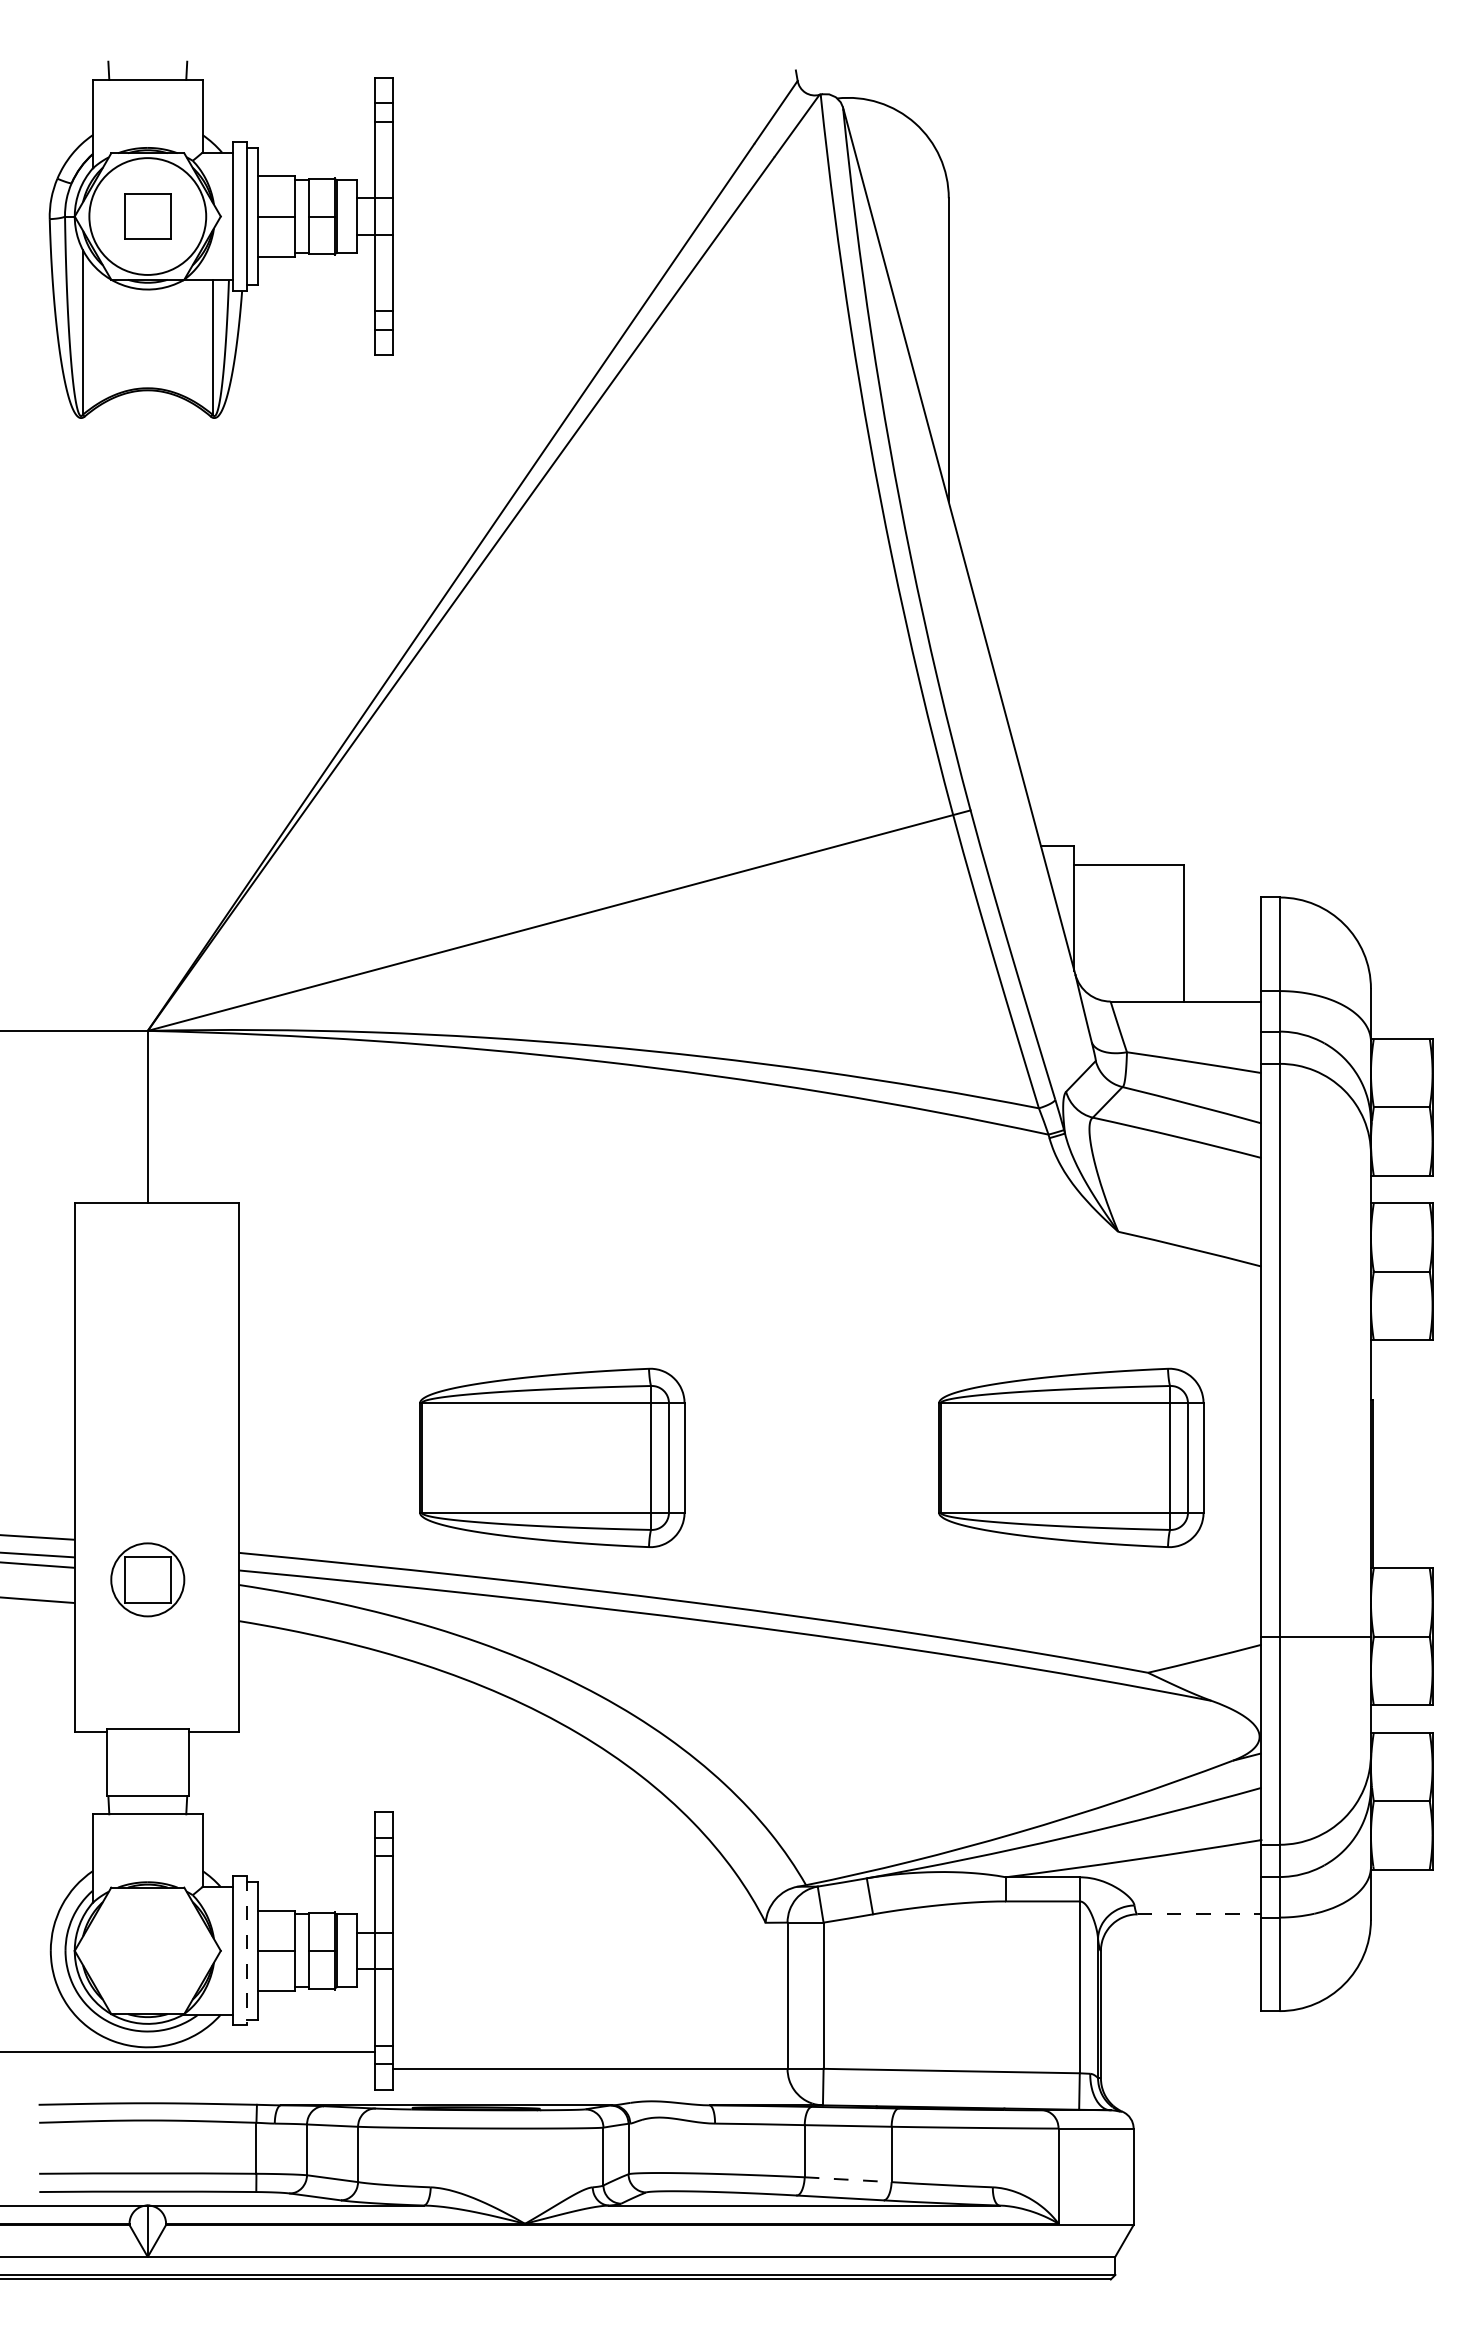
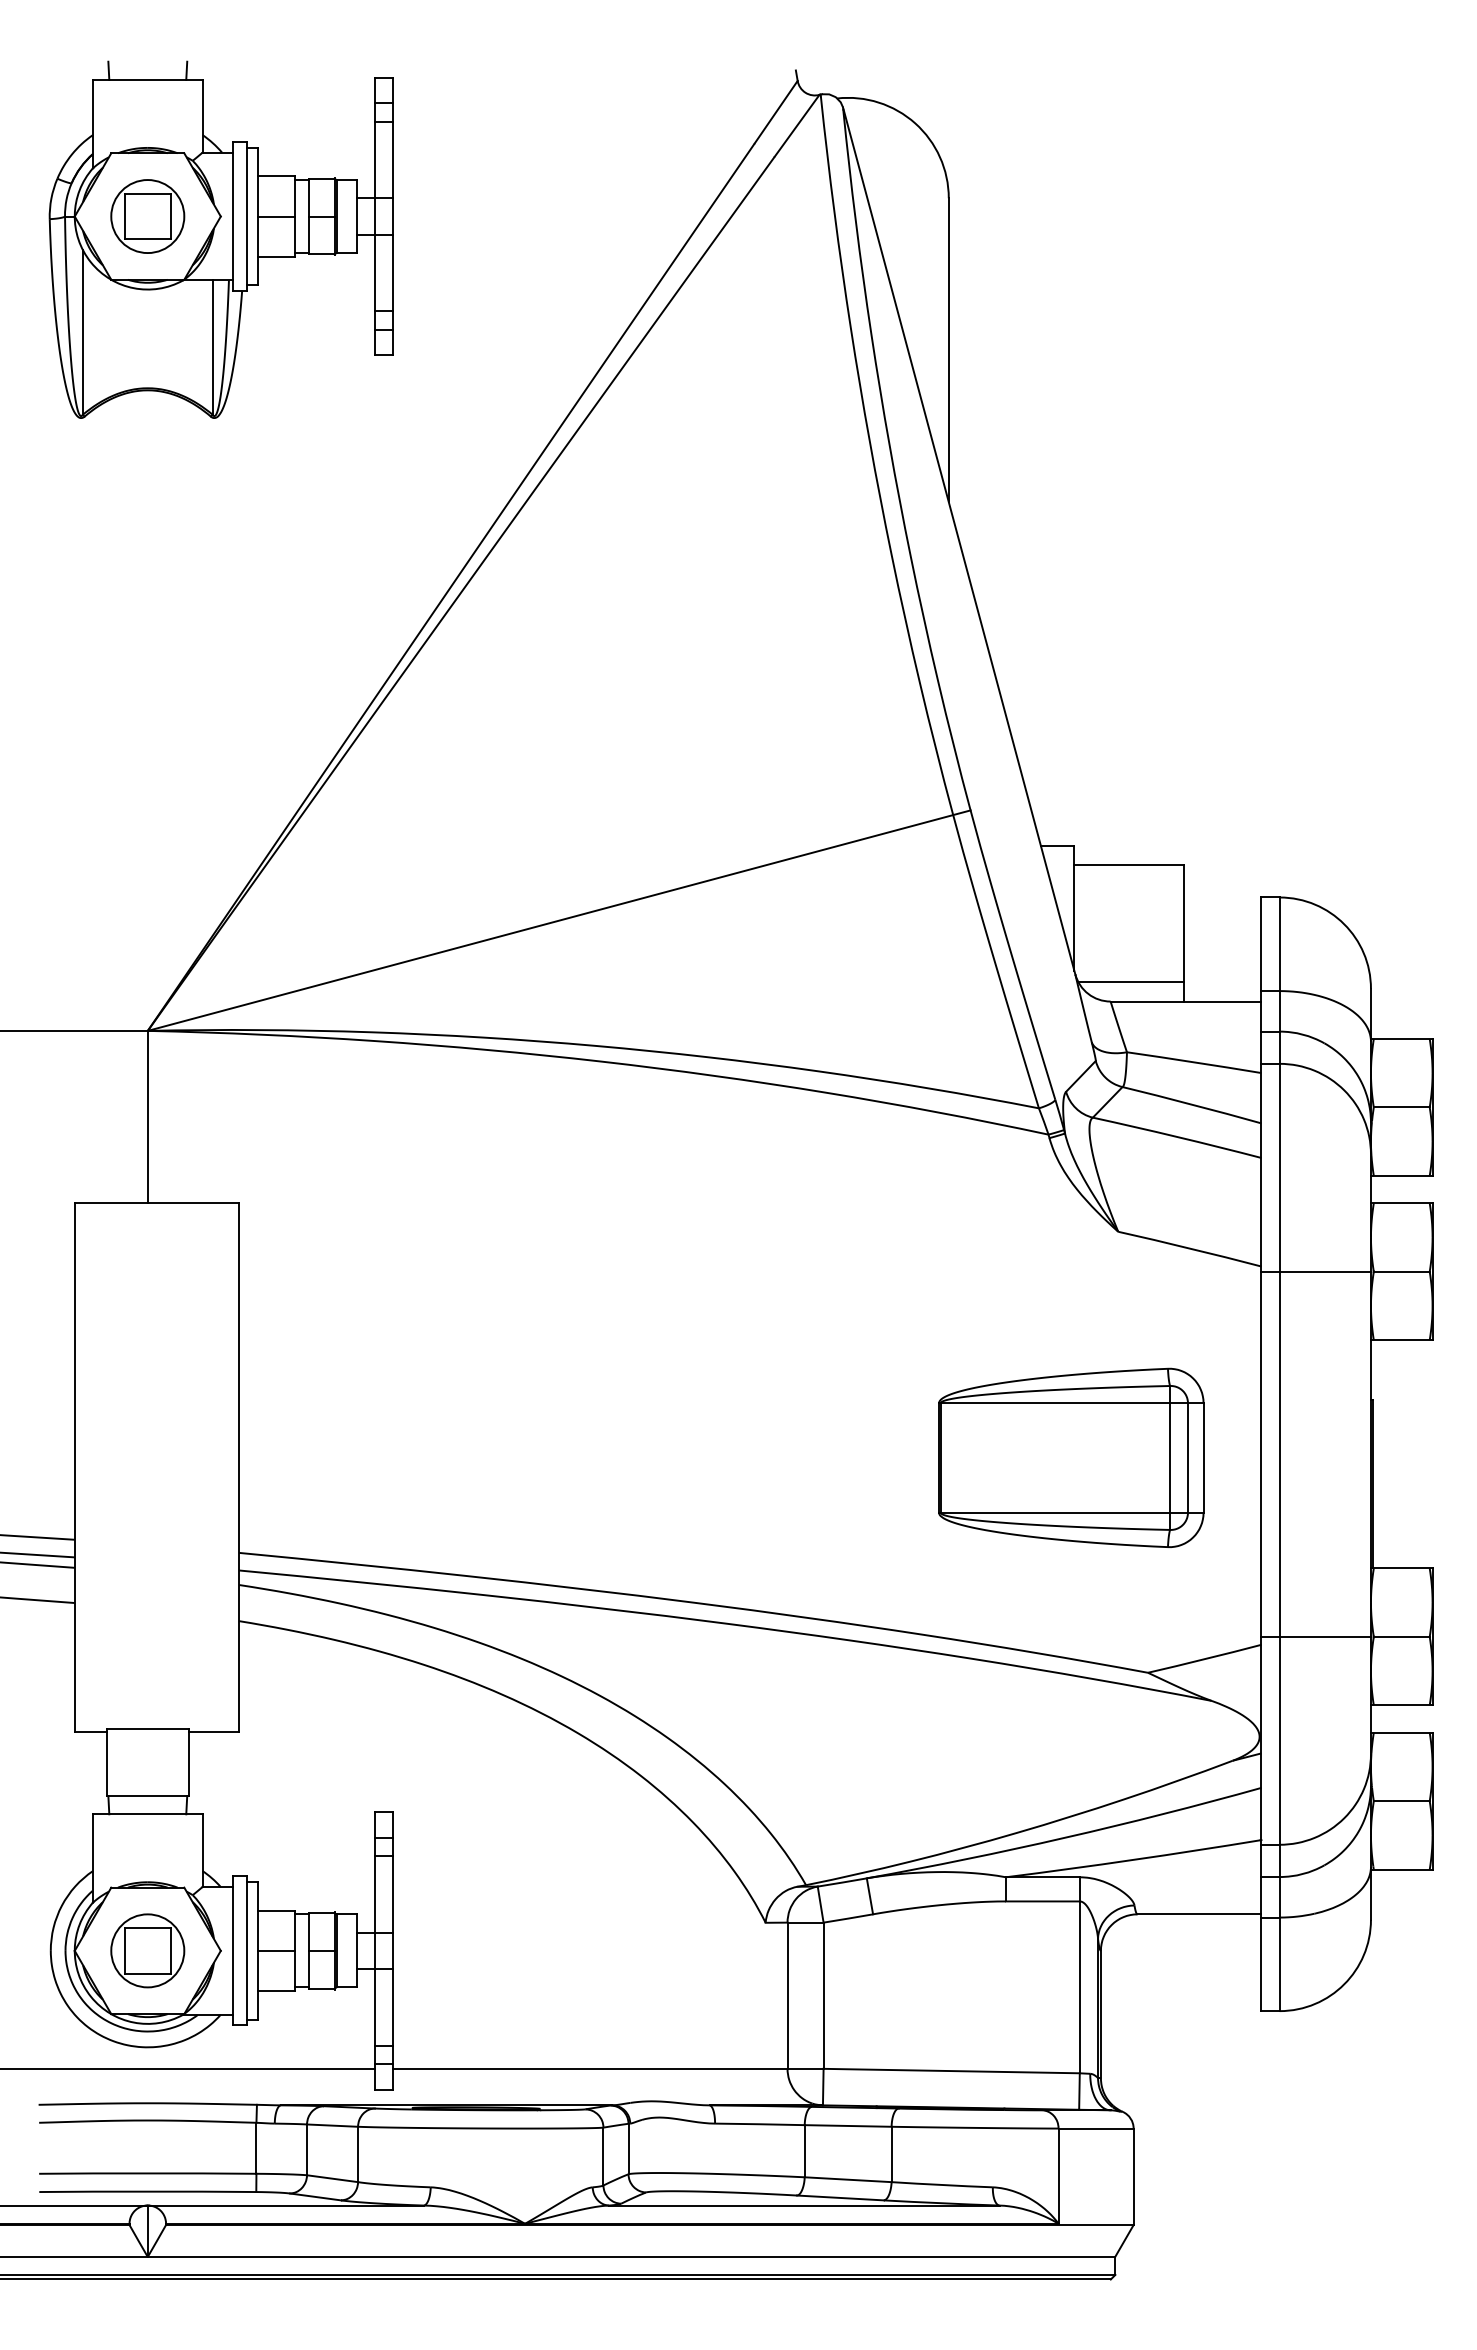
circle diameter: 117 px -> 73 px (147, 216)
line: none -> present (1130, 982)
line: none -> present (1315, 1271)
part: present -> none (552, 1457)
part position: (147, 1579) -> (147, 1950) (147, 1950)
line: dashed -> solid (1199, 1914)
line: dashed -> solid (247, 1951)
line position: (188, 2051) -> (188, 2068) (188, 2068)
line: dashed -> solid (848, 2179)
